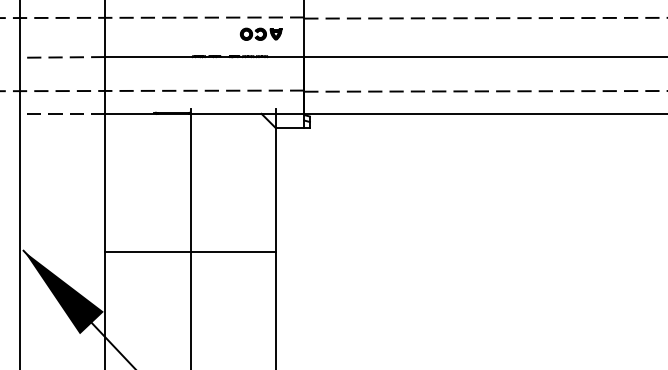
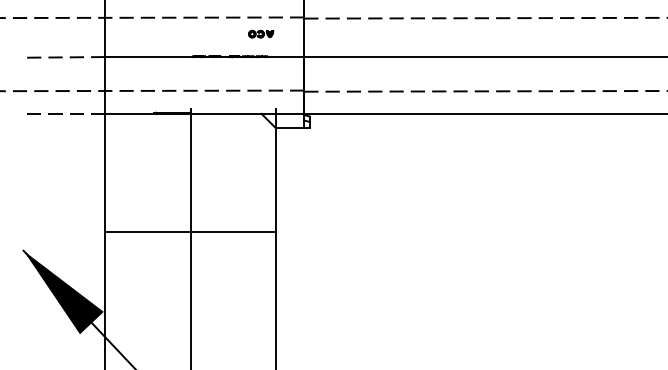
part size: 44x14 px -> 27x10 px (261, 33)
line: present -> none (20, 184)
line position: (190, 251) -> (190, 231) (190, 231)
